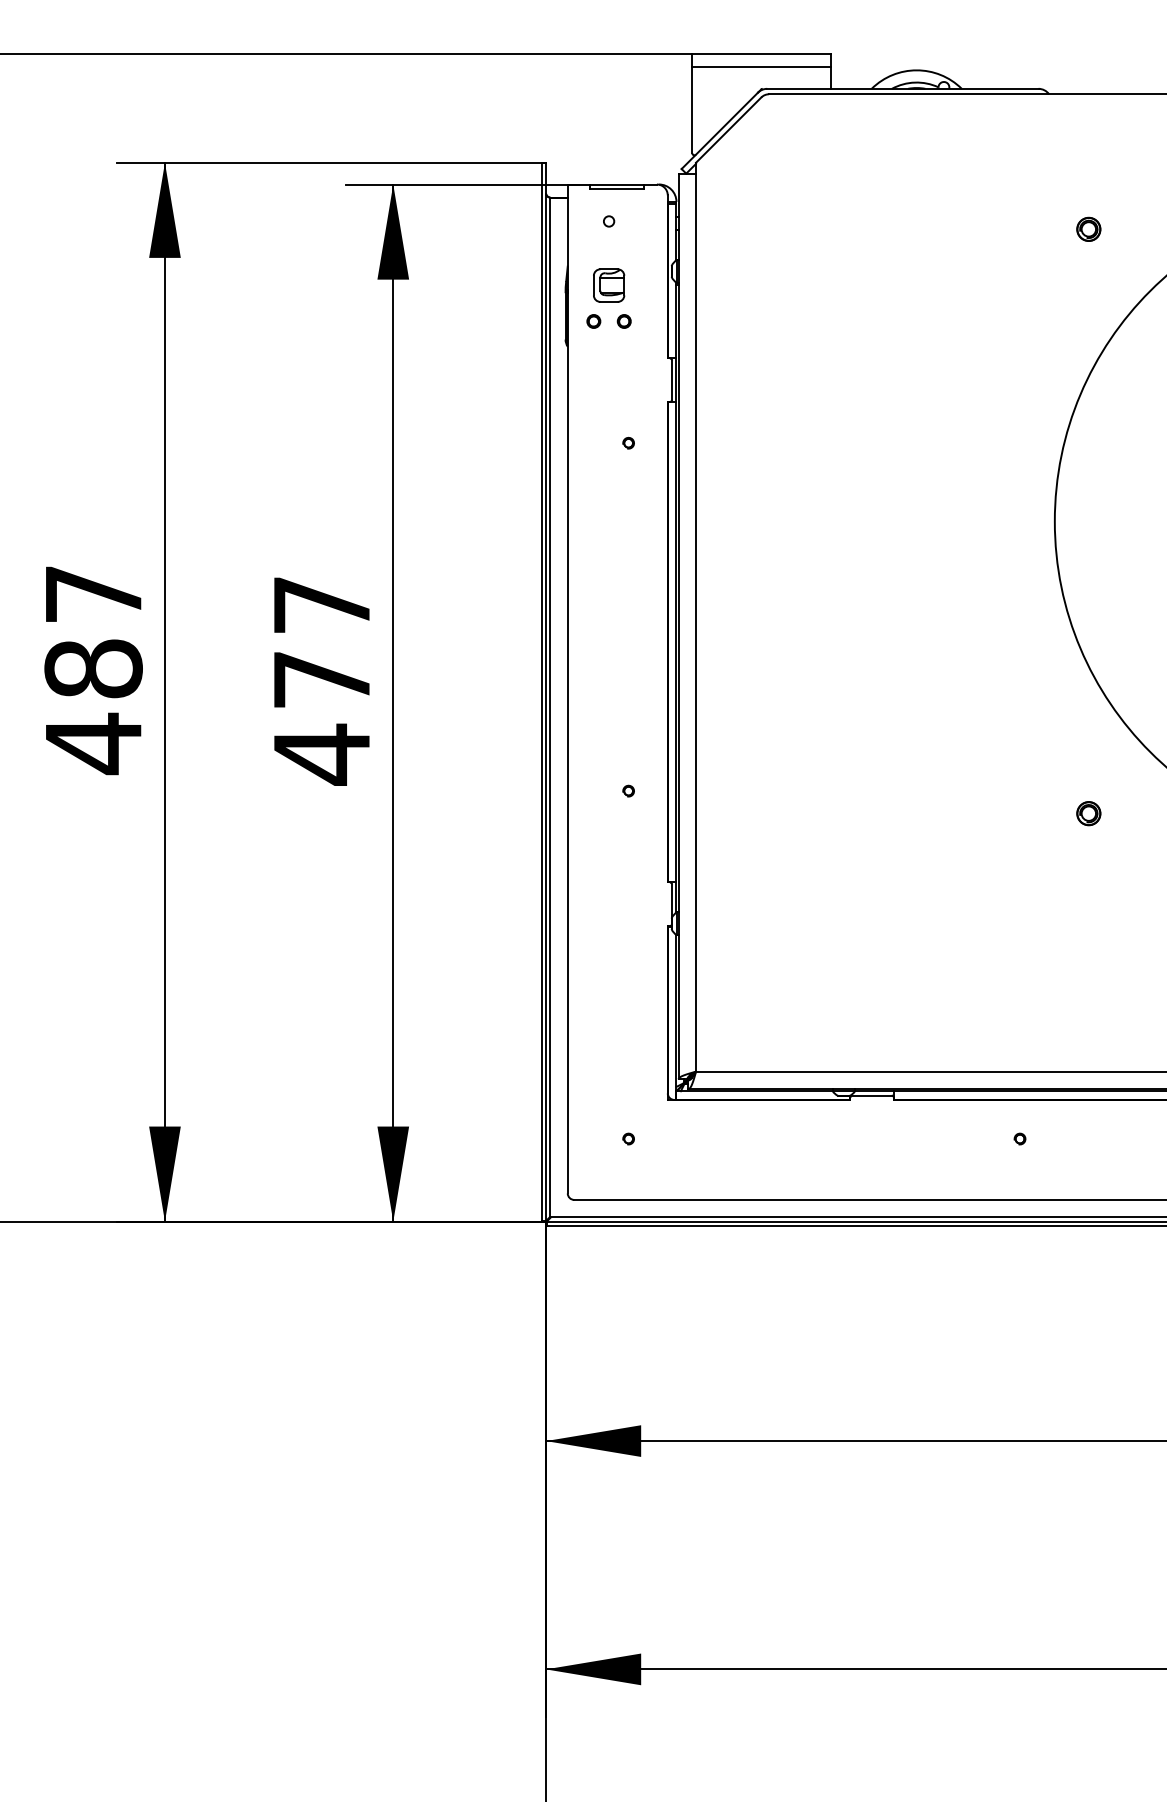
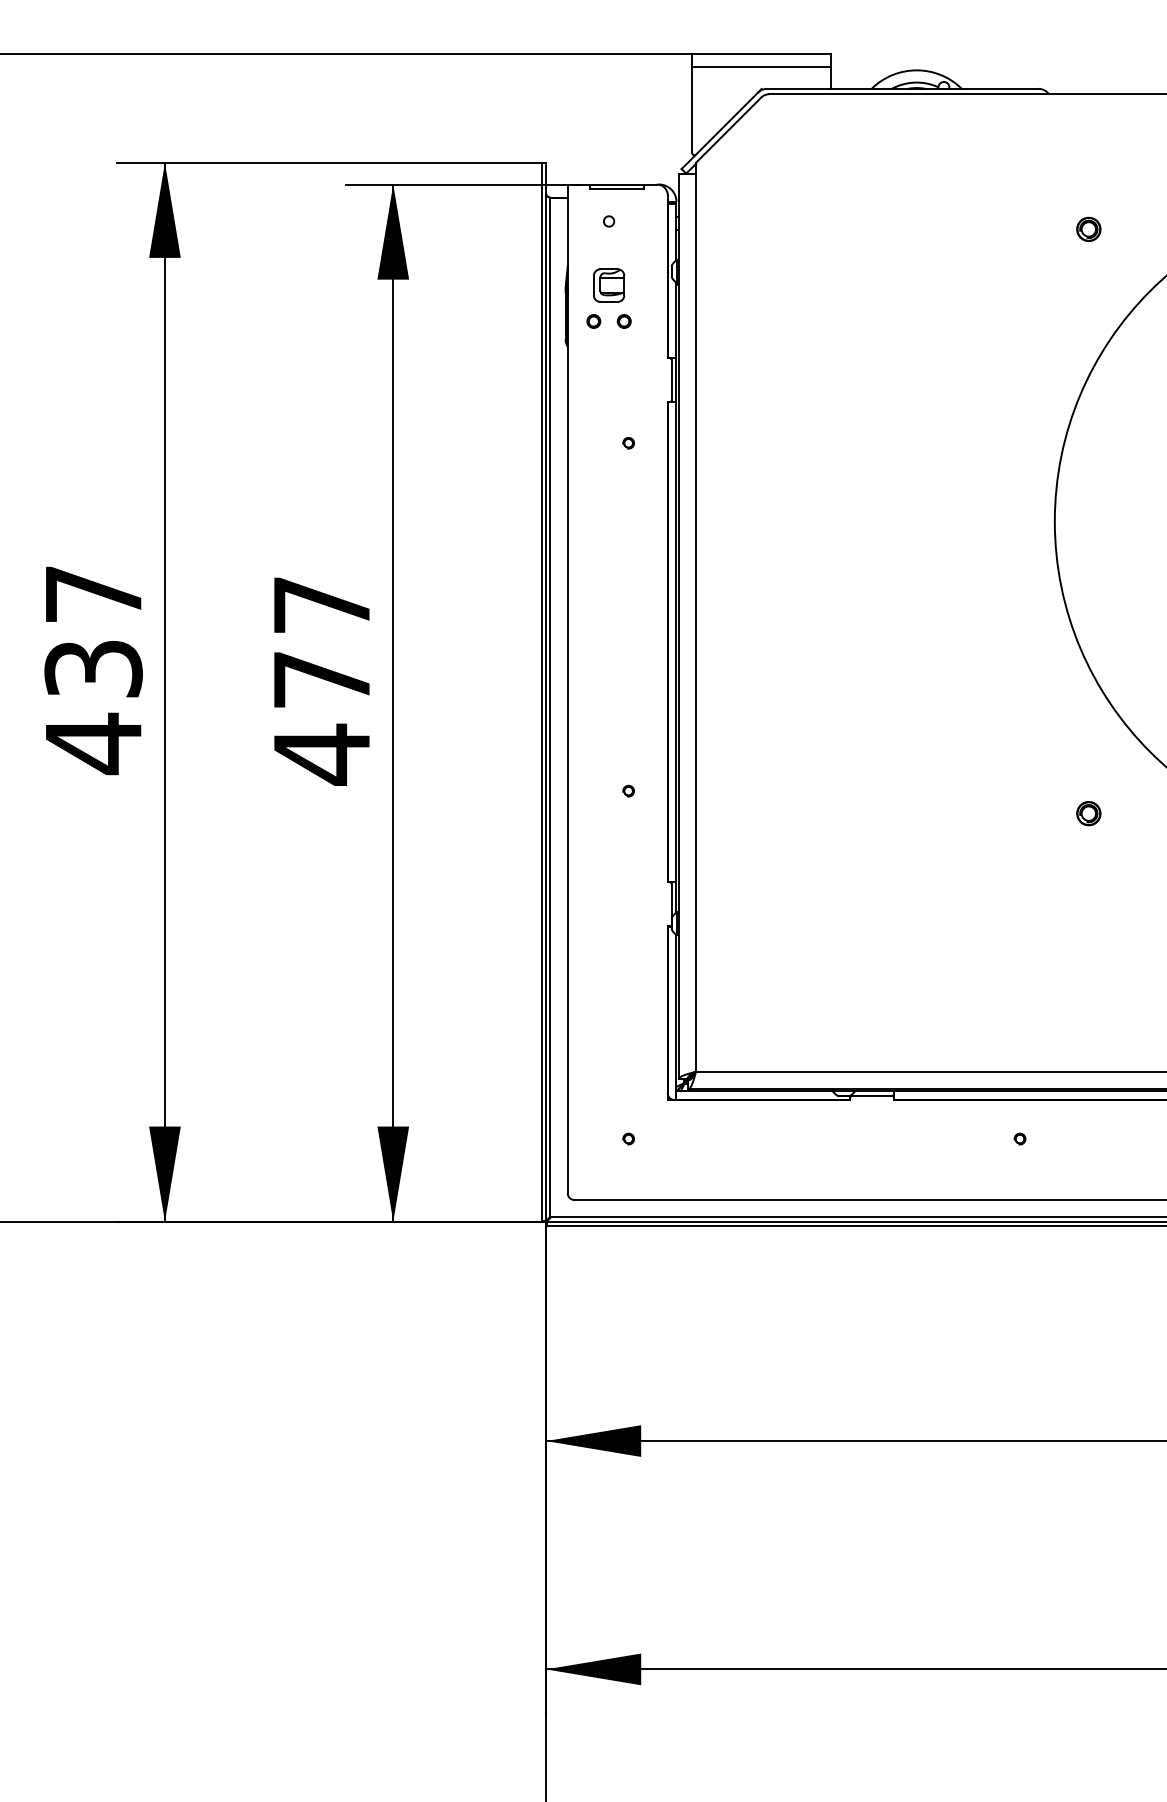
text: 487 -> 437 (93, 668)
